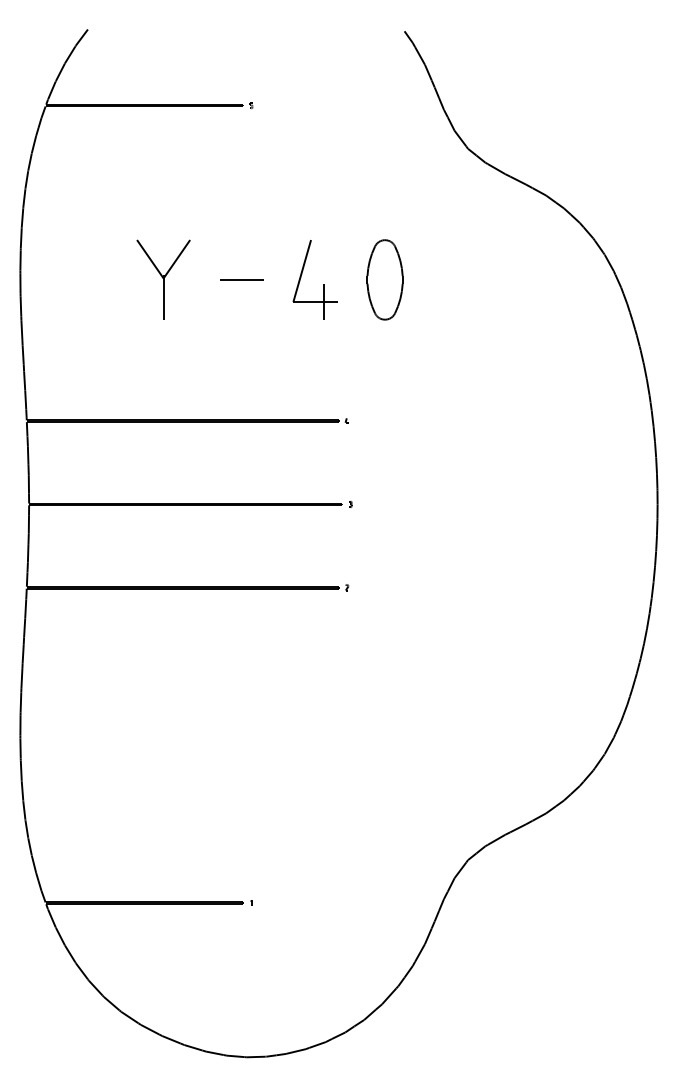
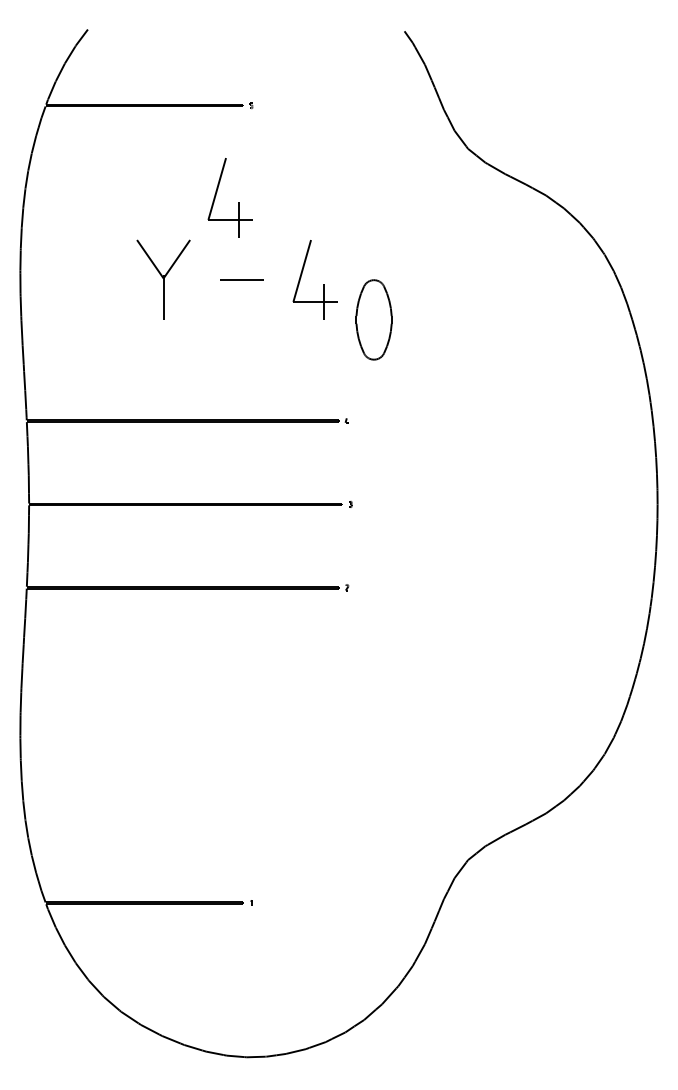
part: none -> present (238, 202)
part position: (384, 279) -> (373, 319) (373, 319)
